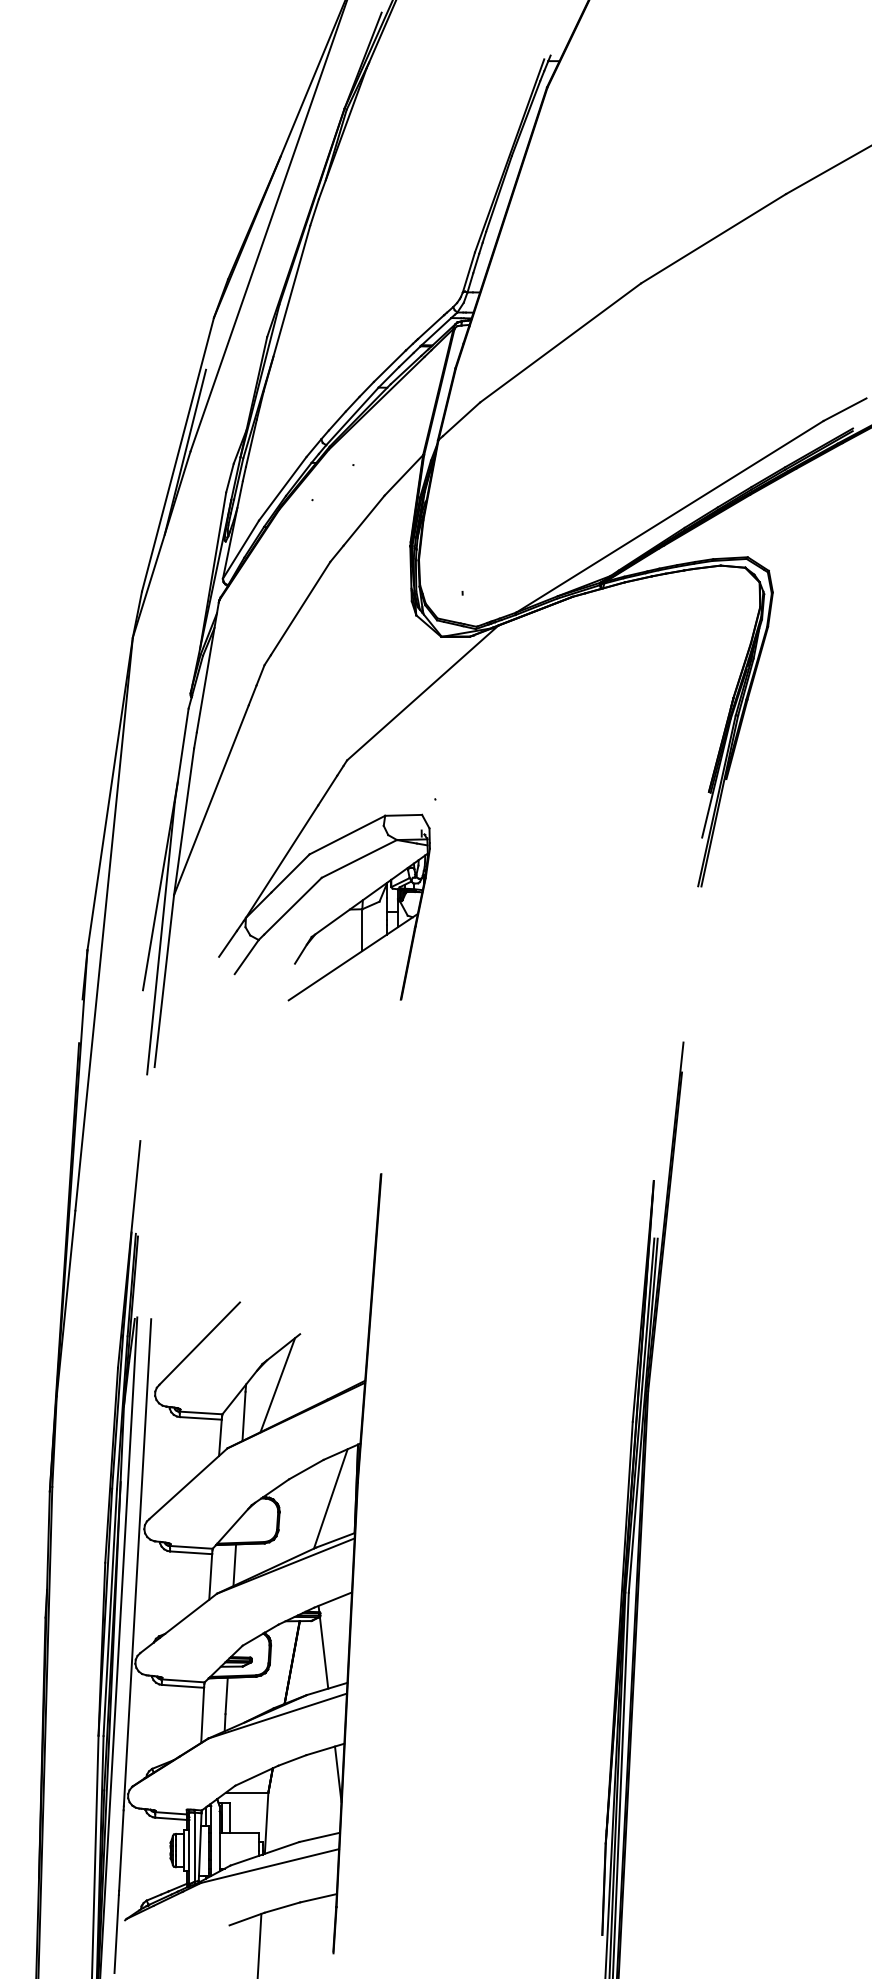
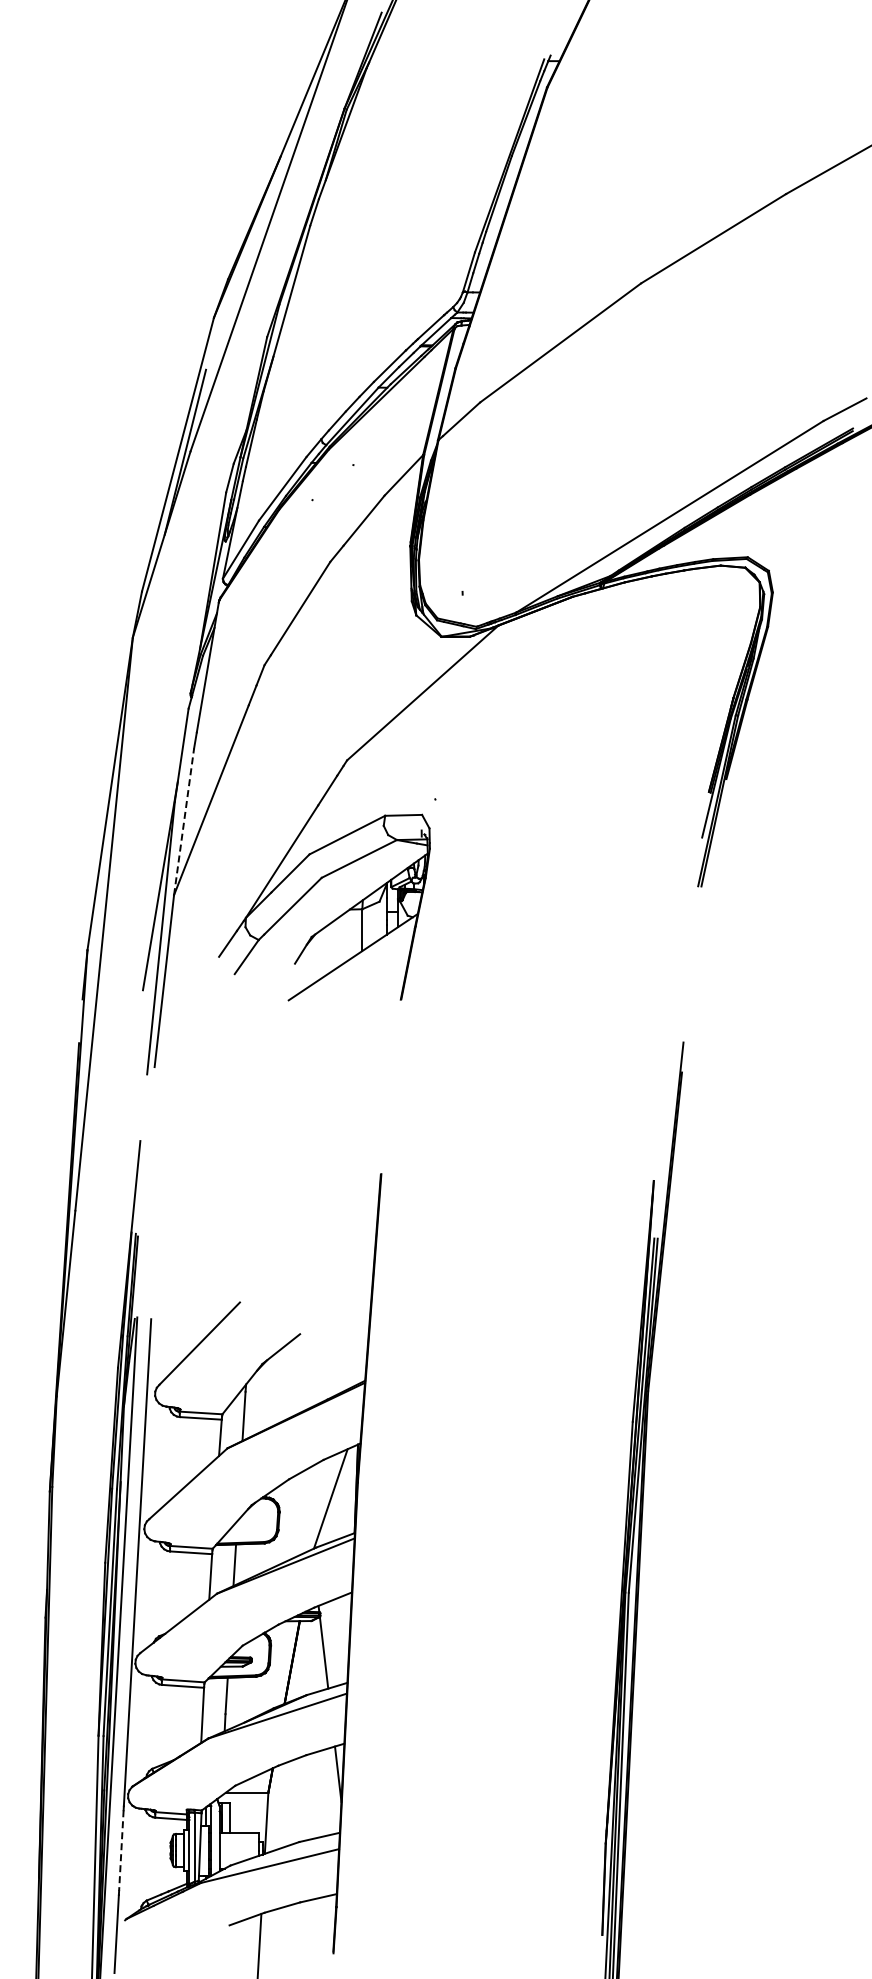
line: solid -> dashed (184, 821)
line: present -> none (277, 1385)
line: solid -> dashed (121, 1851)
